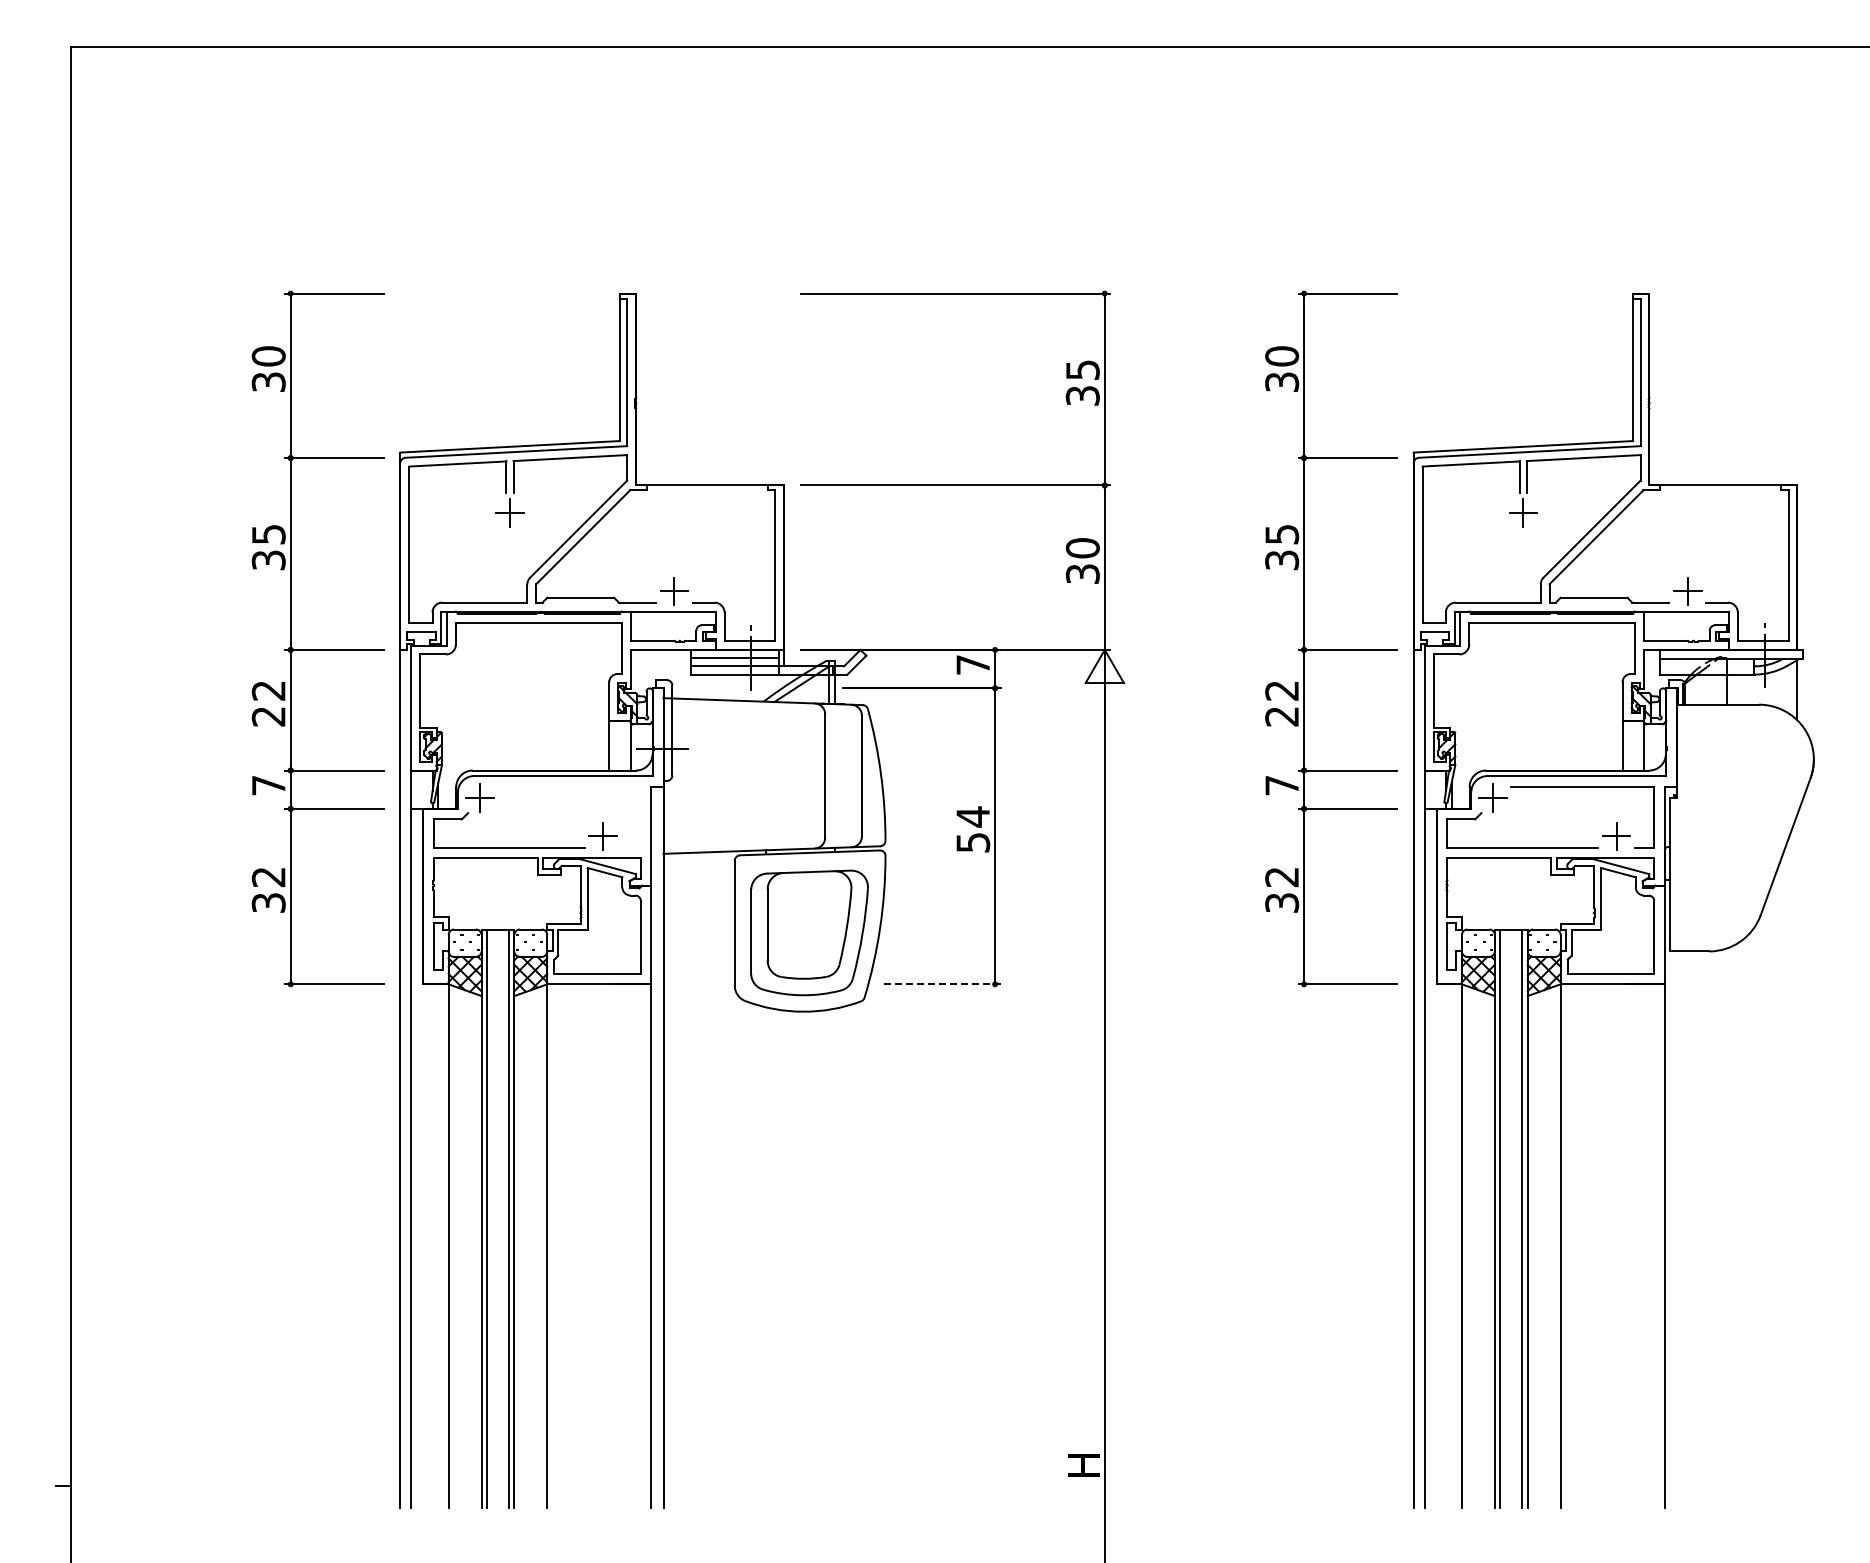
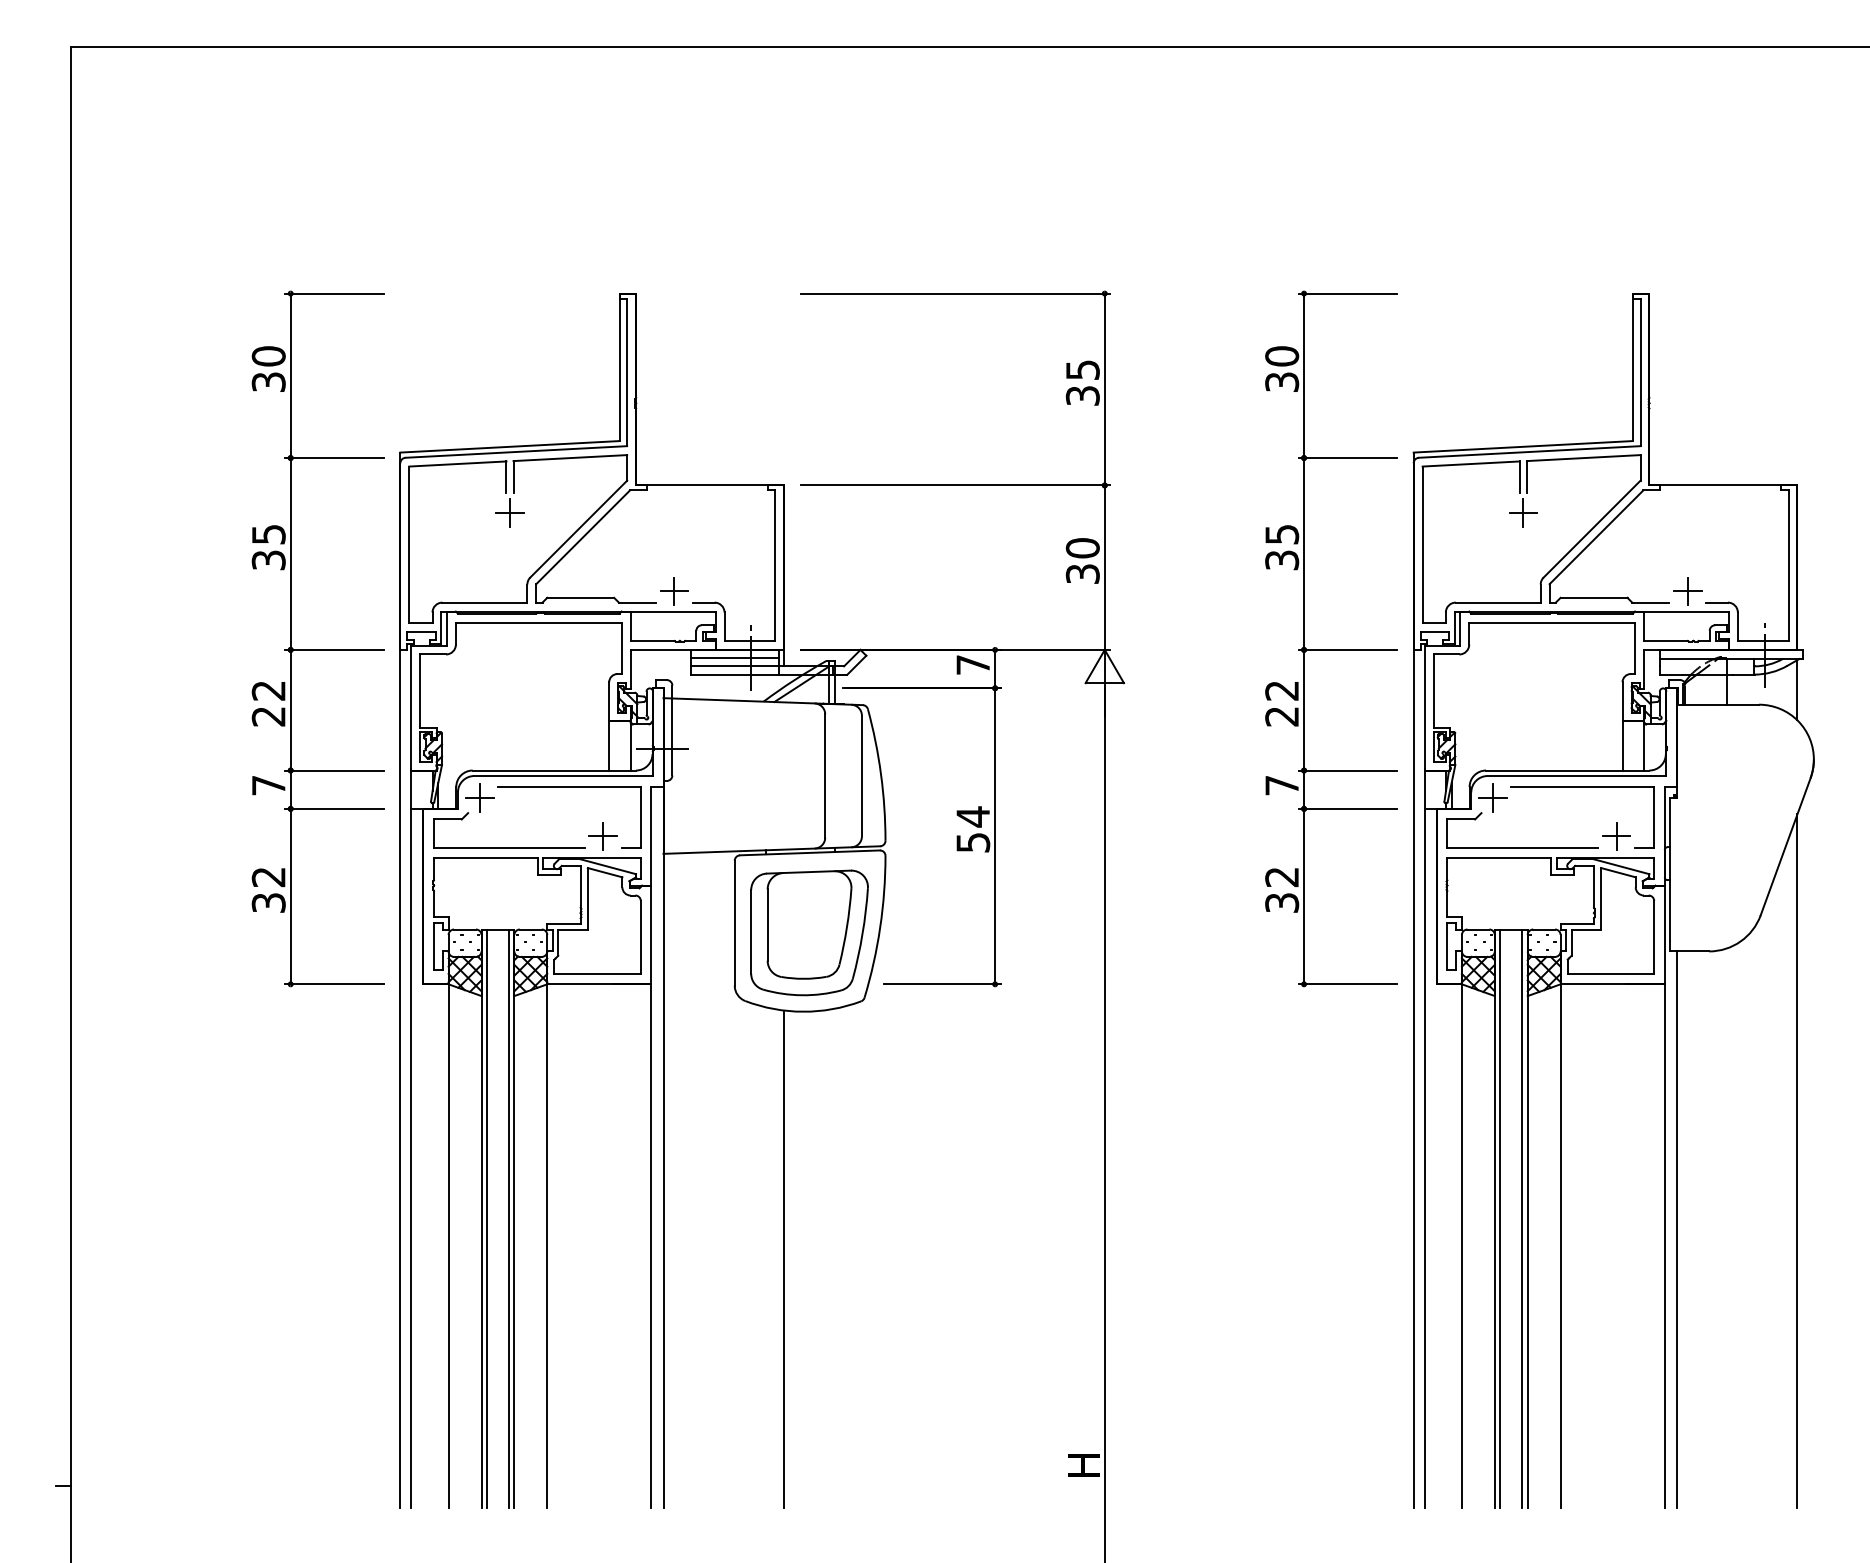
part: none -> present (569, 787)
line: dashed -> solid (943, 984)
line: none -> present (1797, 1160)
line: none -> present (1676, 1229)
line: none -> present (784, 1258)
